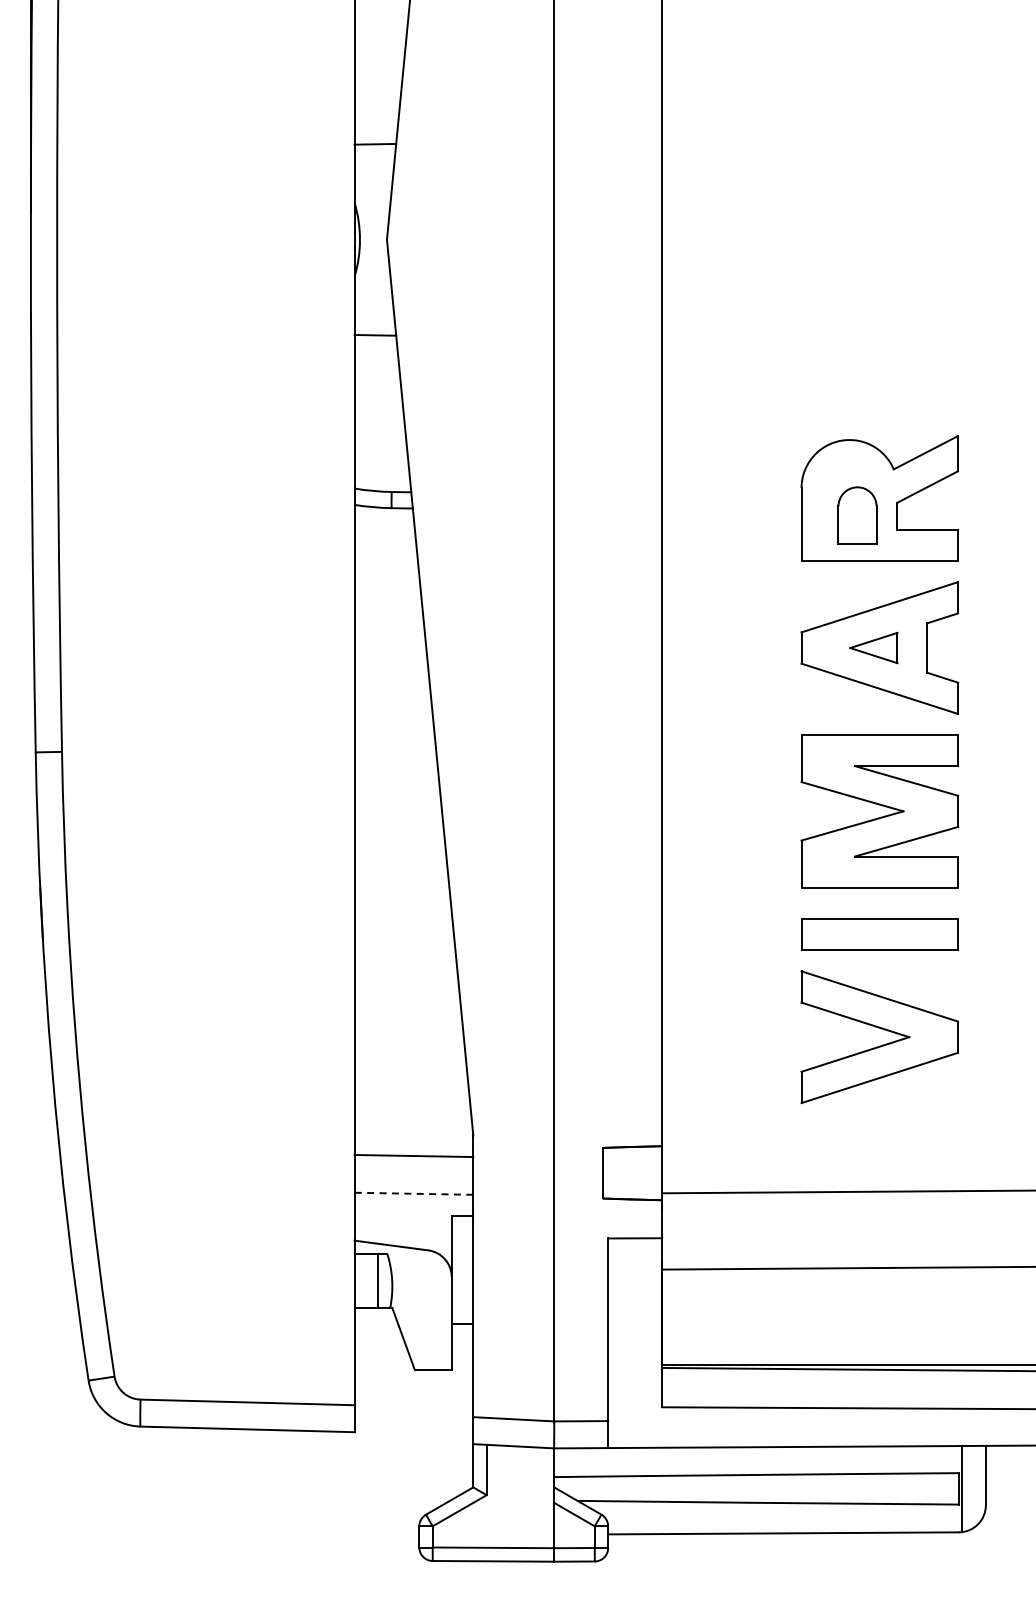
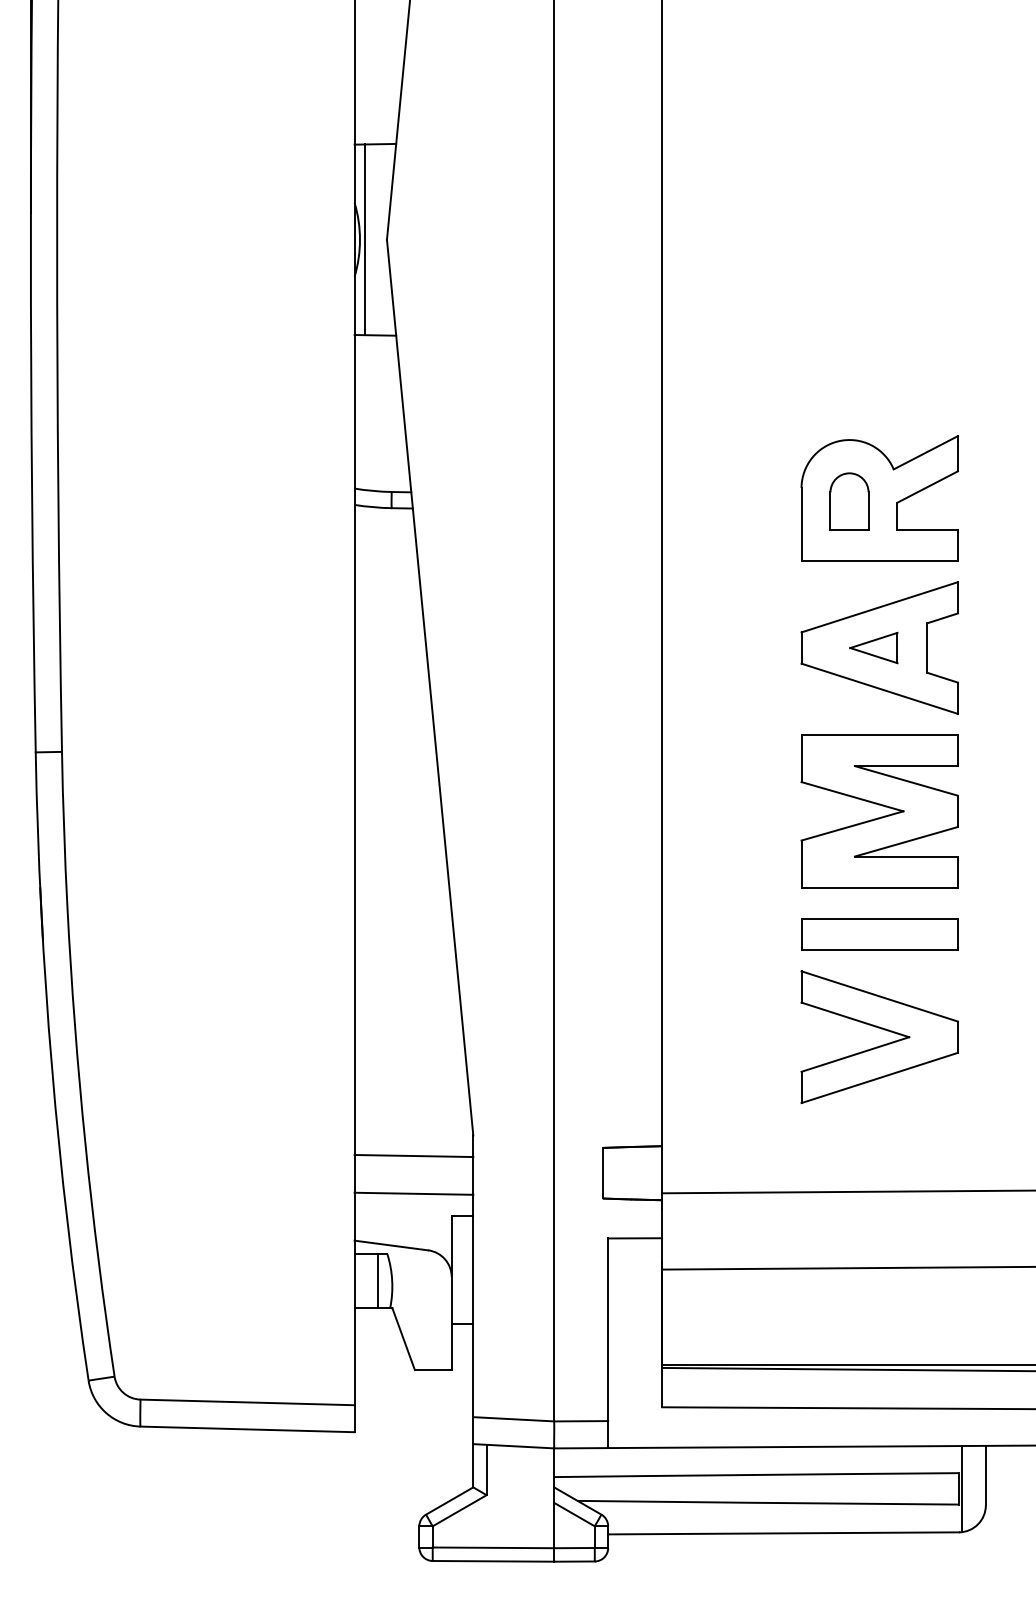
line: none -> present (365, 239)
part position: (857, 515) -> (849, 501) (849, 501)
line: dashed -> solid (413, 1193)
